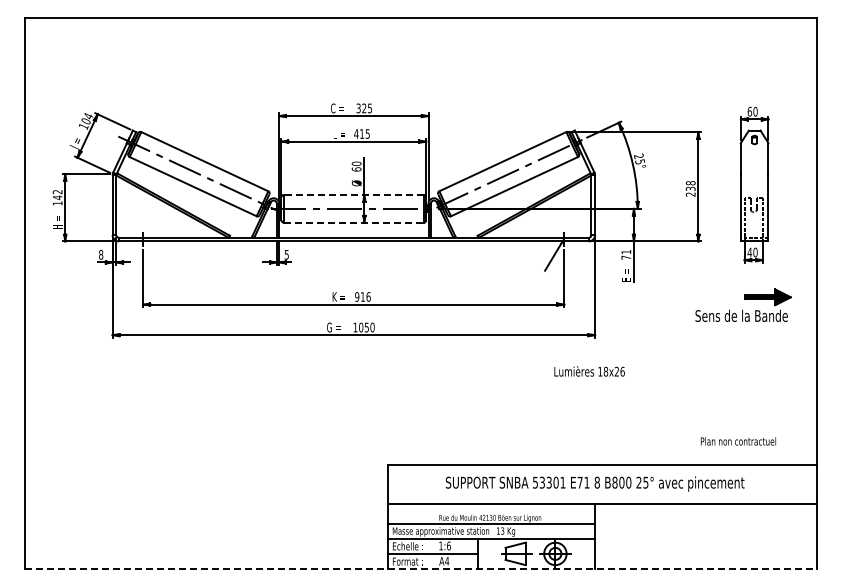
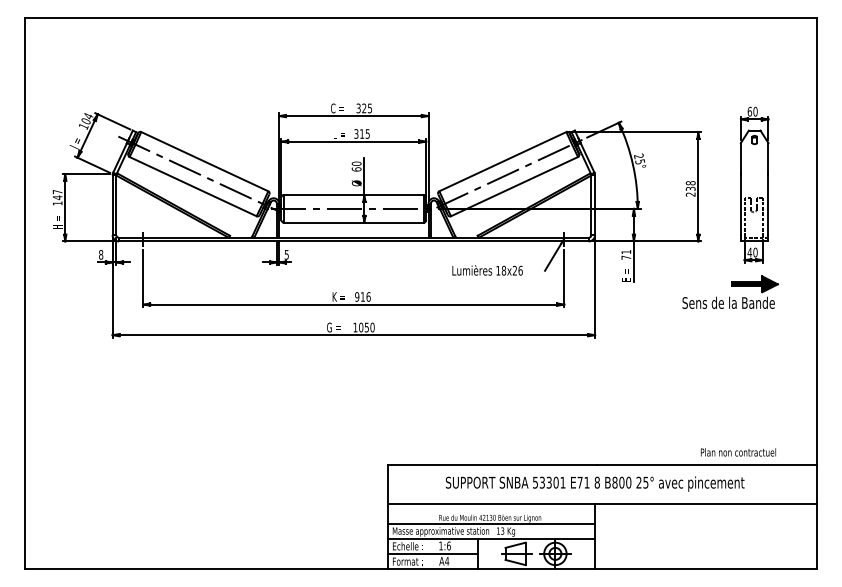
text: 415 -> 315 (356, 133)
text: 142 -> 147 (57, 192)
line: dashed -> solid (353, 195)
line: dashed -> solid (354, 222)
part position: (743, 304) -> (730, 291) (730, 291)
text position: (589, 371) -> (487, 270) (487, 270)
text position: (737, 441) -> (737, 452) (737, 452)
line: dashed -> solid (421, 569)
